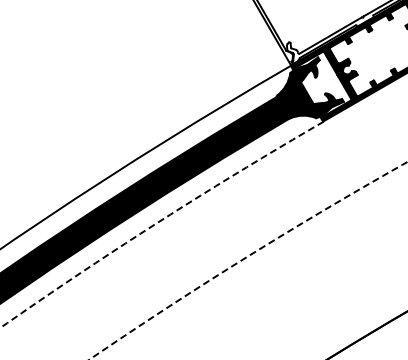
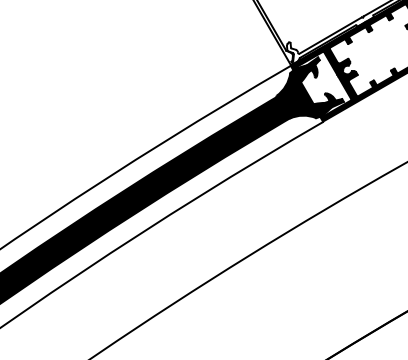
arc: dashed -> solid (159, 221)
arc: dashed -> solid (246, 257)
